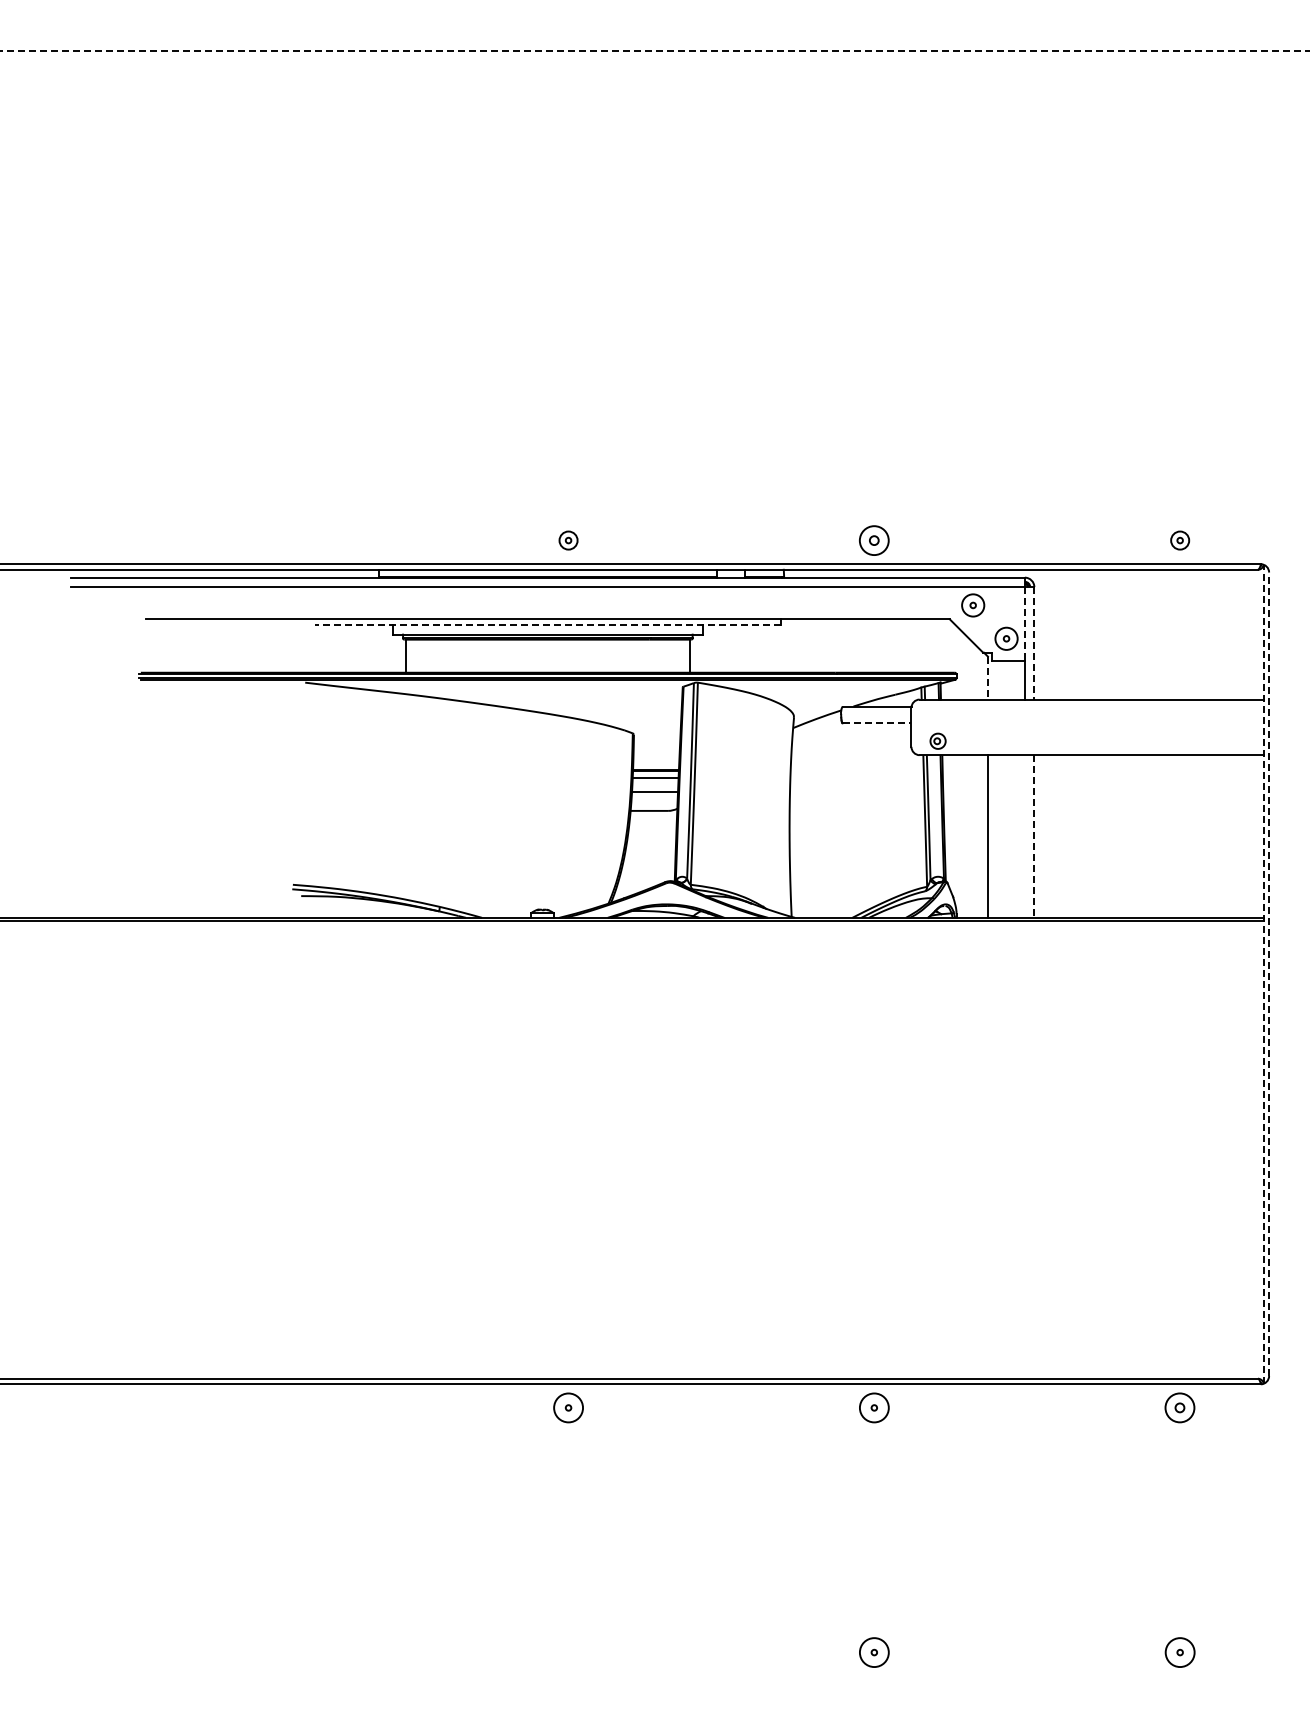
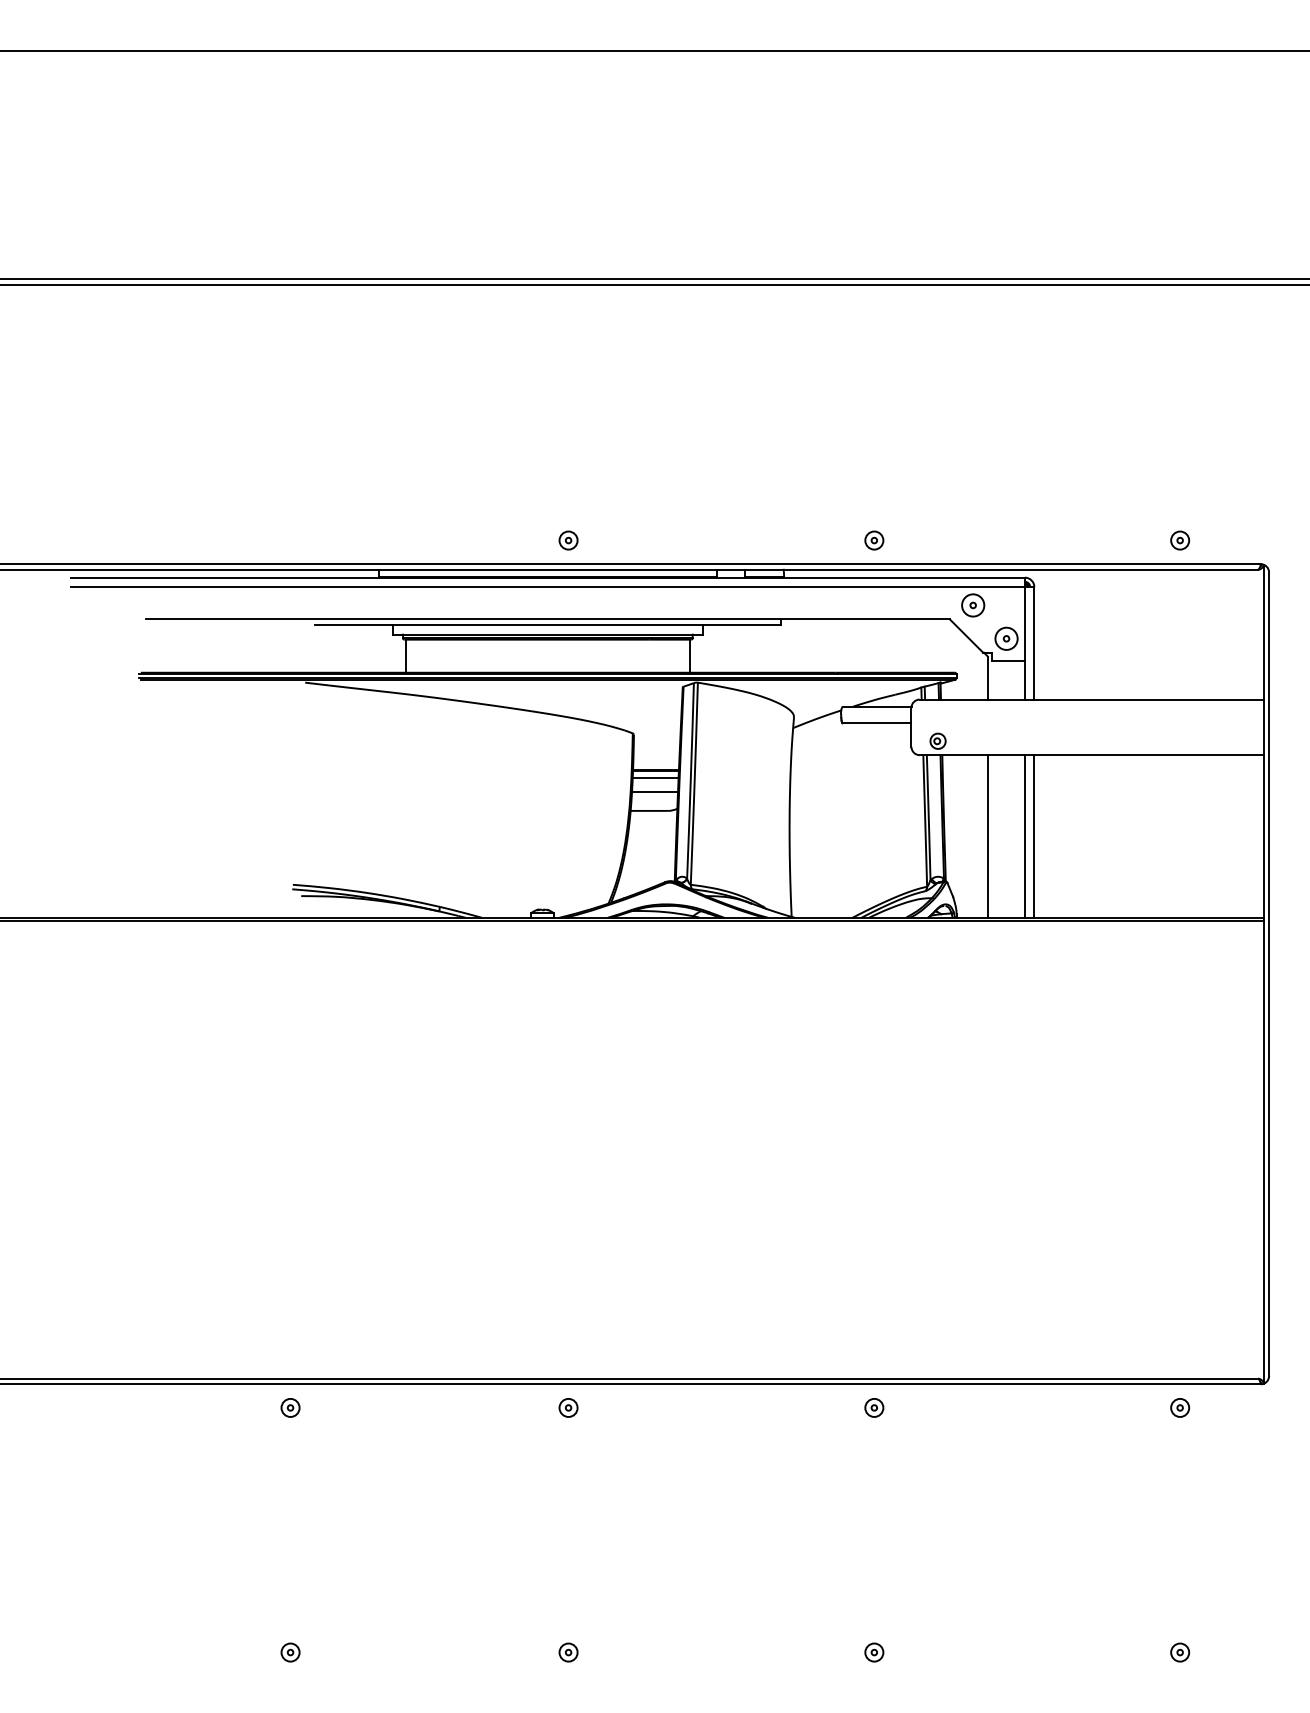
line: dashed -> solid (655, 51)
line: none -> present (654, 279)
line: none -> present (654, 284)
part size: 31x31 px -> 21x21 px (874, 540)
line: dashed -> solid (547, 624)
line: dashed -> solid (1024, 624)
line: dashed -> solid (1034, 643)
line: dashed -> solid (987, 678)
line: dashed -> solid (877, 723)
line: none -> present (1024, 836)
line: dashed -> solid (1034, 837)
line: dashed -> solid (1263, 974)
line: dashed -> solid (1269, 974)
part: none -> present (290, 1407)
circle diameter: 29 px -> 18 px (568, 1407)
circle diameter: 29 px -> 18 px (874, 1407)
part size: 32x32 px -> 21x20 px (1180, 1407)
part: none -> present (290, 1652)
part: none -> present (568, 1652)
circle diameter: 29 px -> 18 px (874, 1652)
circle diameter: 29 px -> 18 px (1180, 1652)
